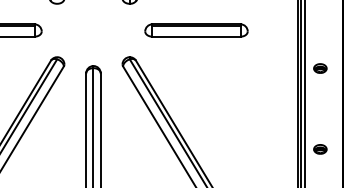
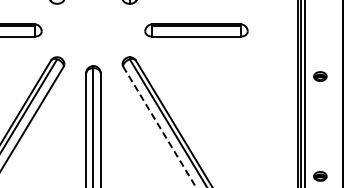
part position: (320, 68) -> (320, 76) (320, 76)
line: solid -> dashed (159, 127)
part position: (320, 149) -> (320, 176) (320, 176)
